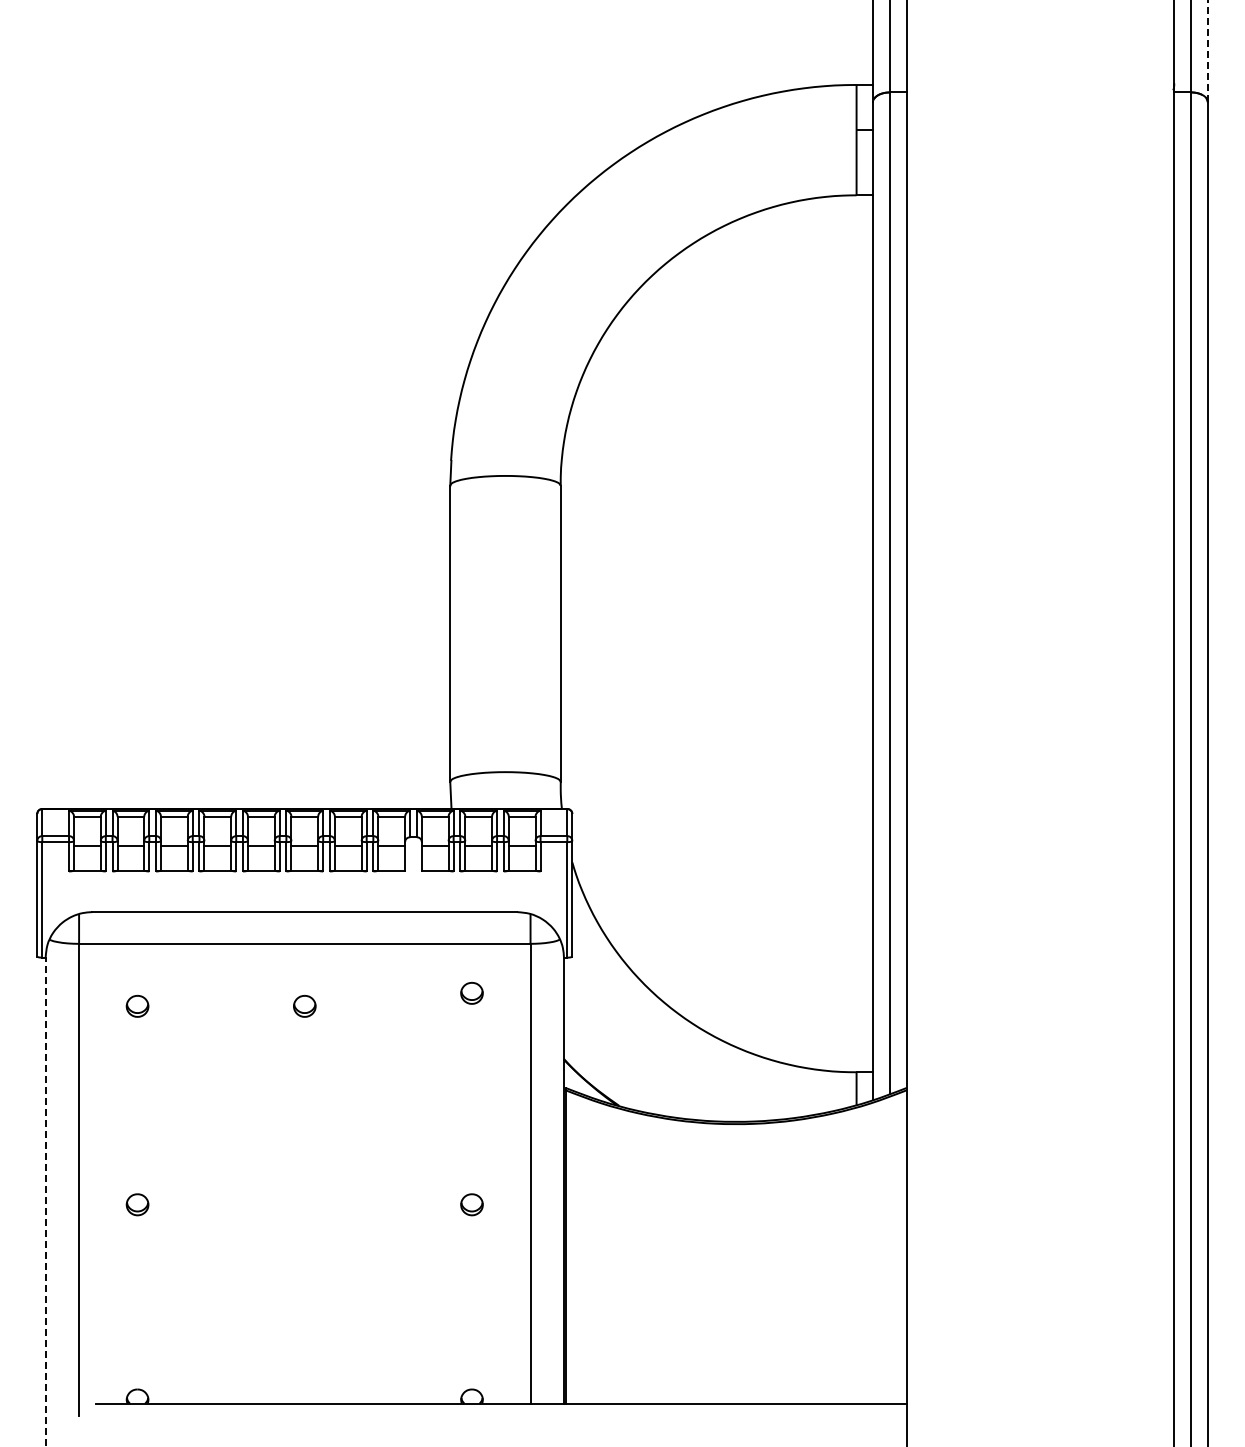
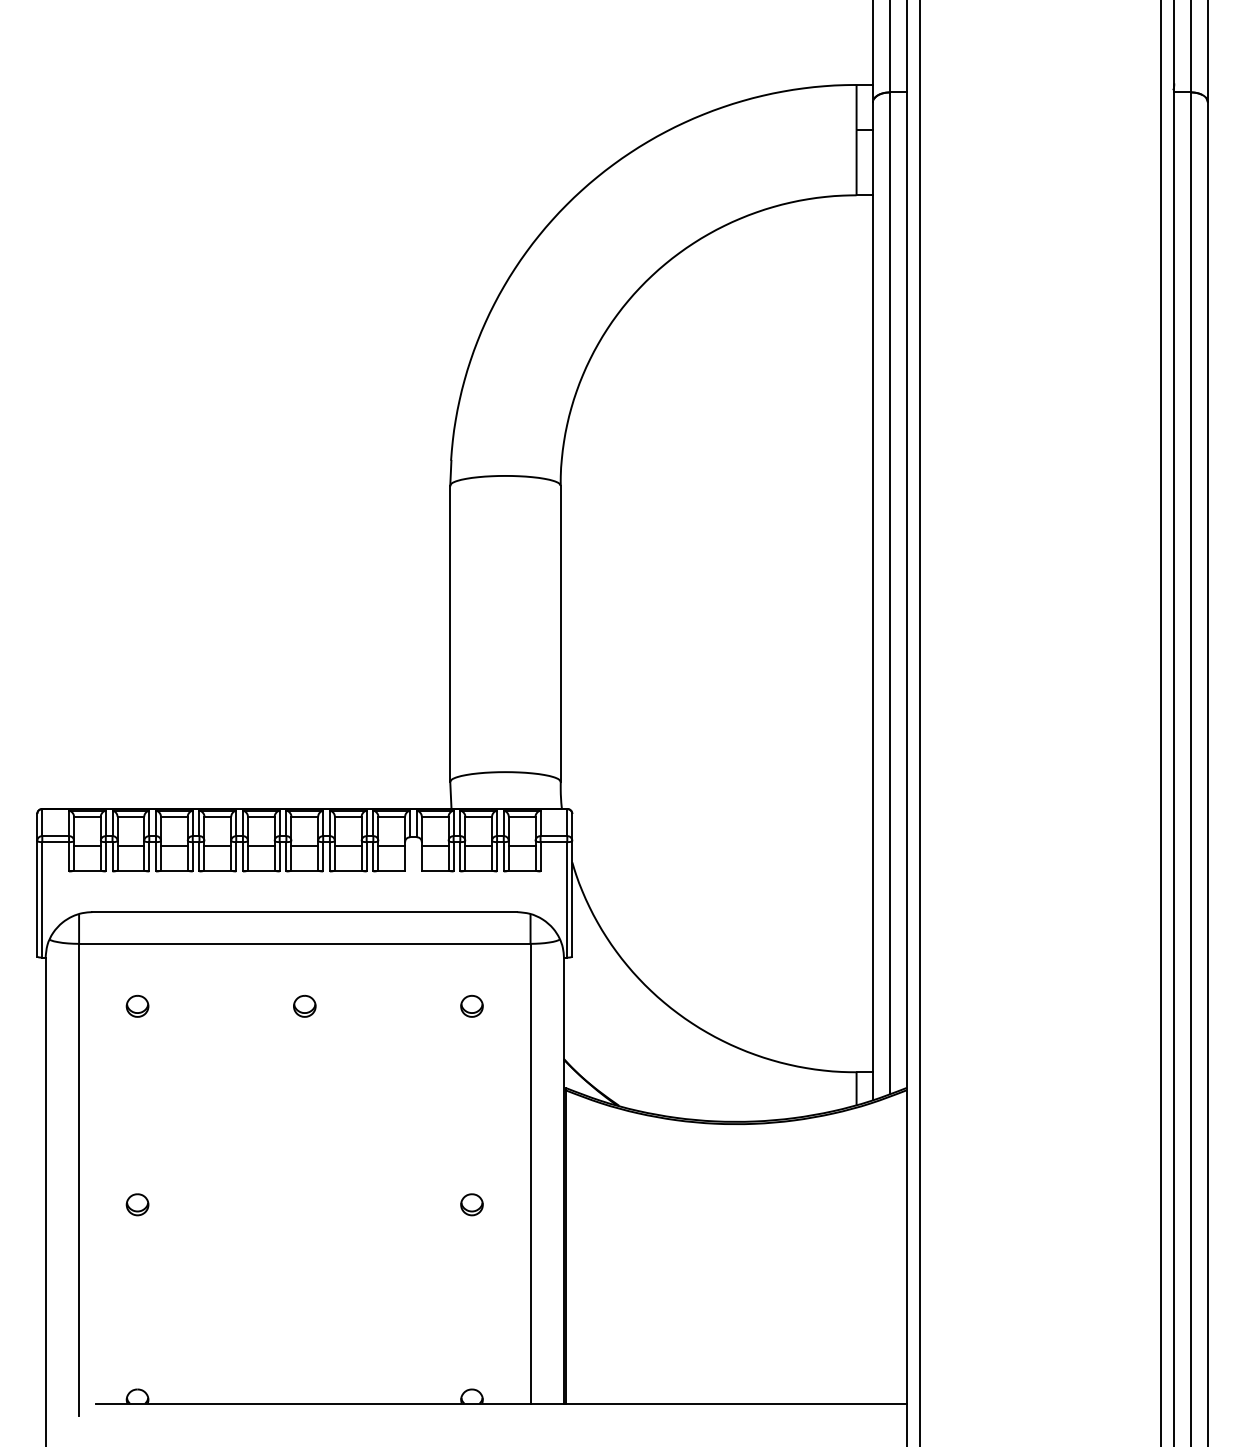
line: dashed -> solid (1207, 51)
line: none -> present (920, 722)
line: none -> present (1160, 722)
part position: (471, 992) -> (471, 1005) (471, 1005)
line: dashed -> solid (45, 1201)
